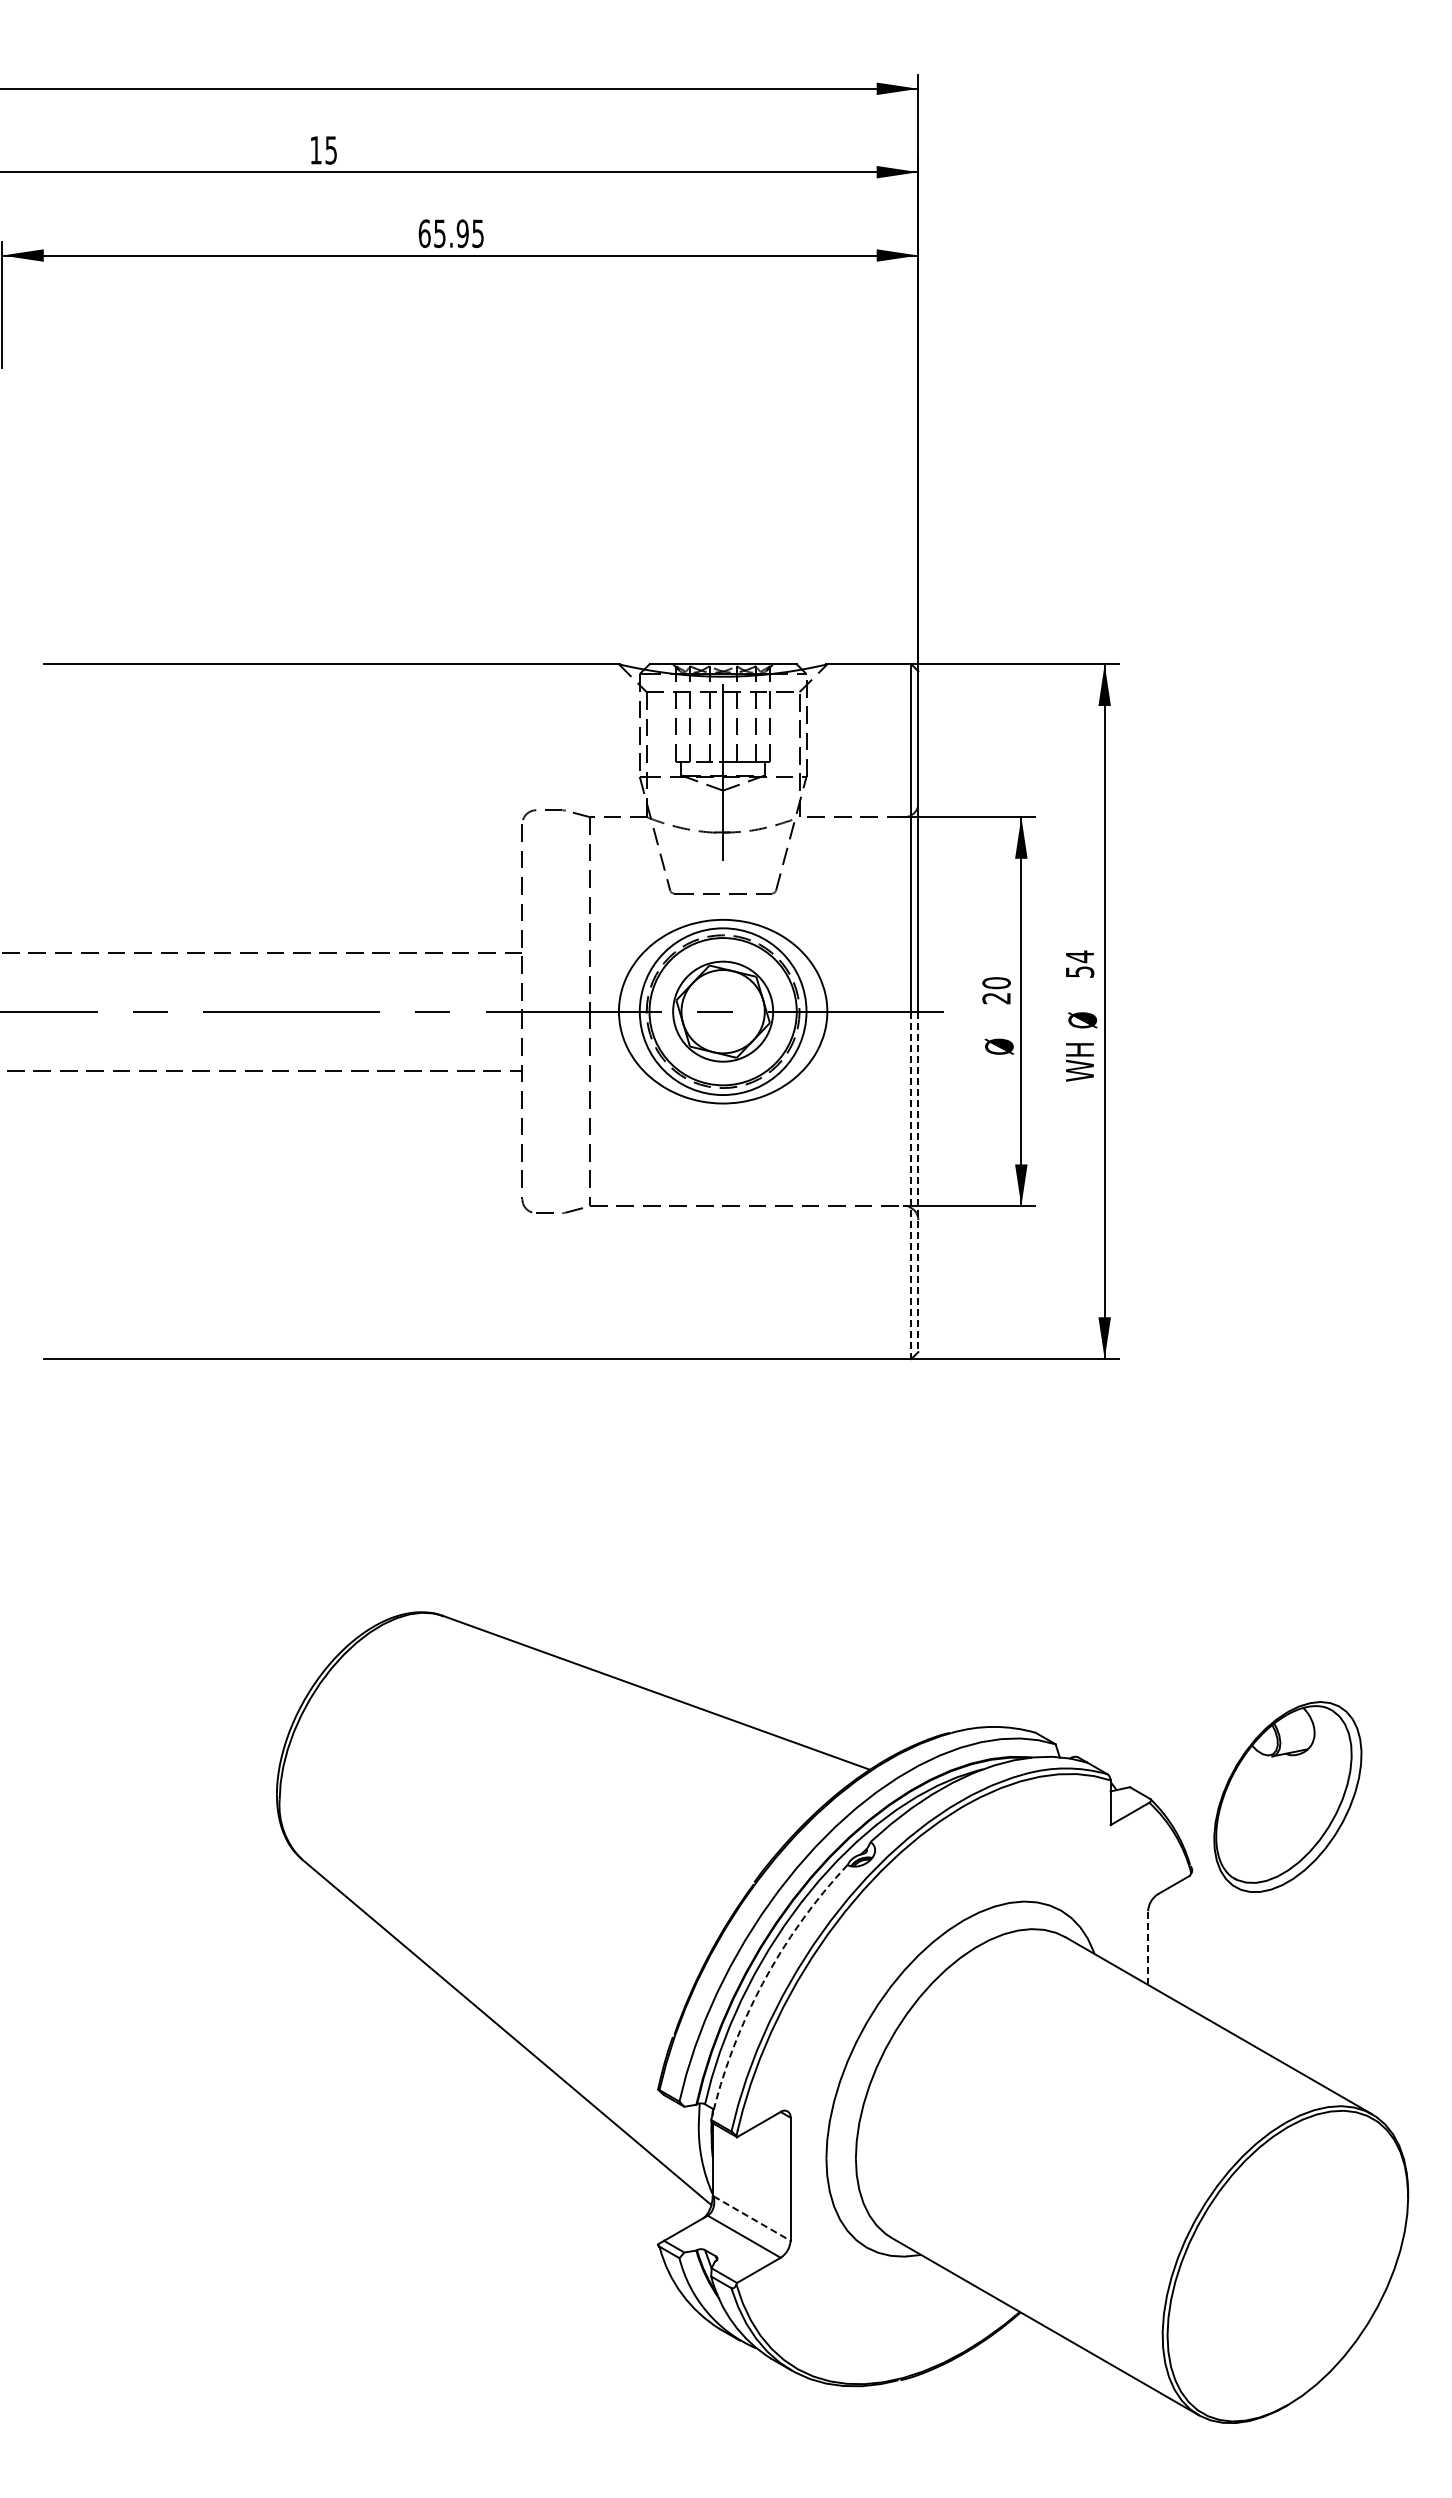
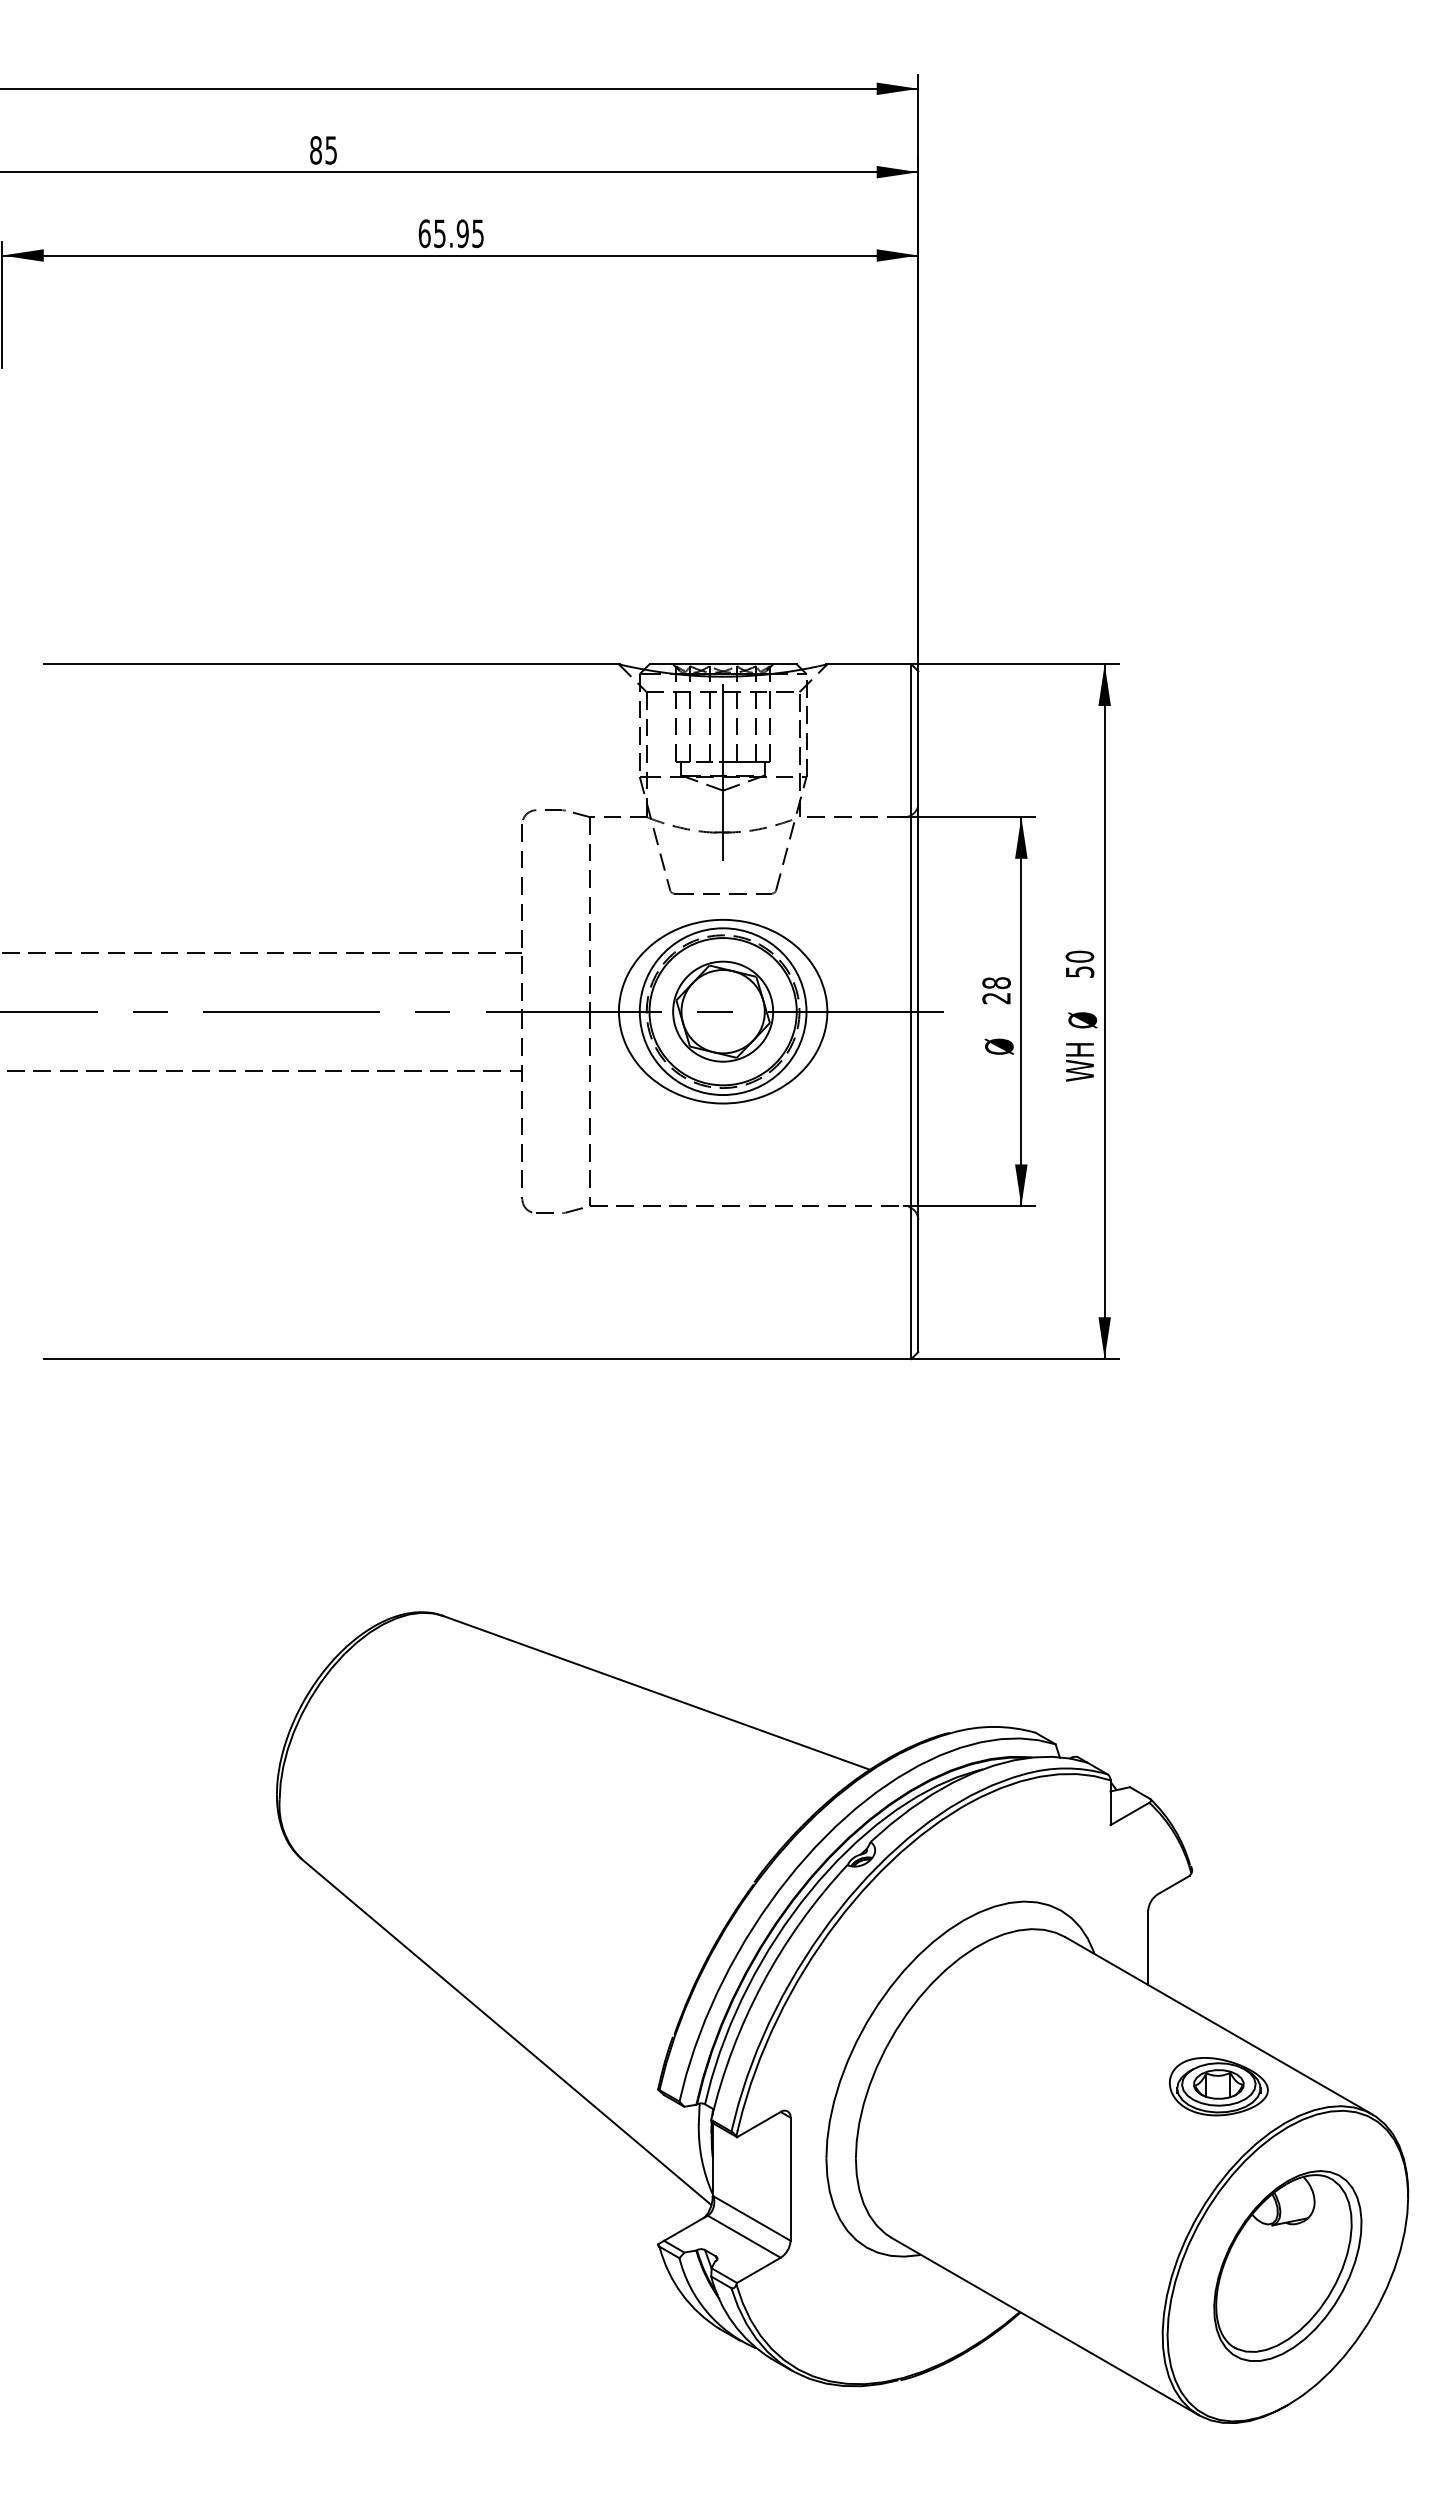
text: 15 -> 85 (315, 150)
text: 54 -> 50 (1079, 956)
text: 20 -> 28 (996, 983)
line: dashed -> solid (918, 1182)
line: dashed -> solid (911, 1185)
part position: (1287, 1796) -> (1287, 2265) (1287, 2265)
line: dashed -> solid (1148, 1948)
arc: dashed -> solid (762, 1983)
part: none -> present (1218, 2086)
line: dashed -> solid (752, 2218)
